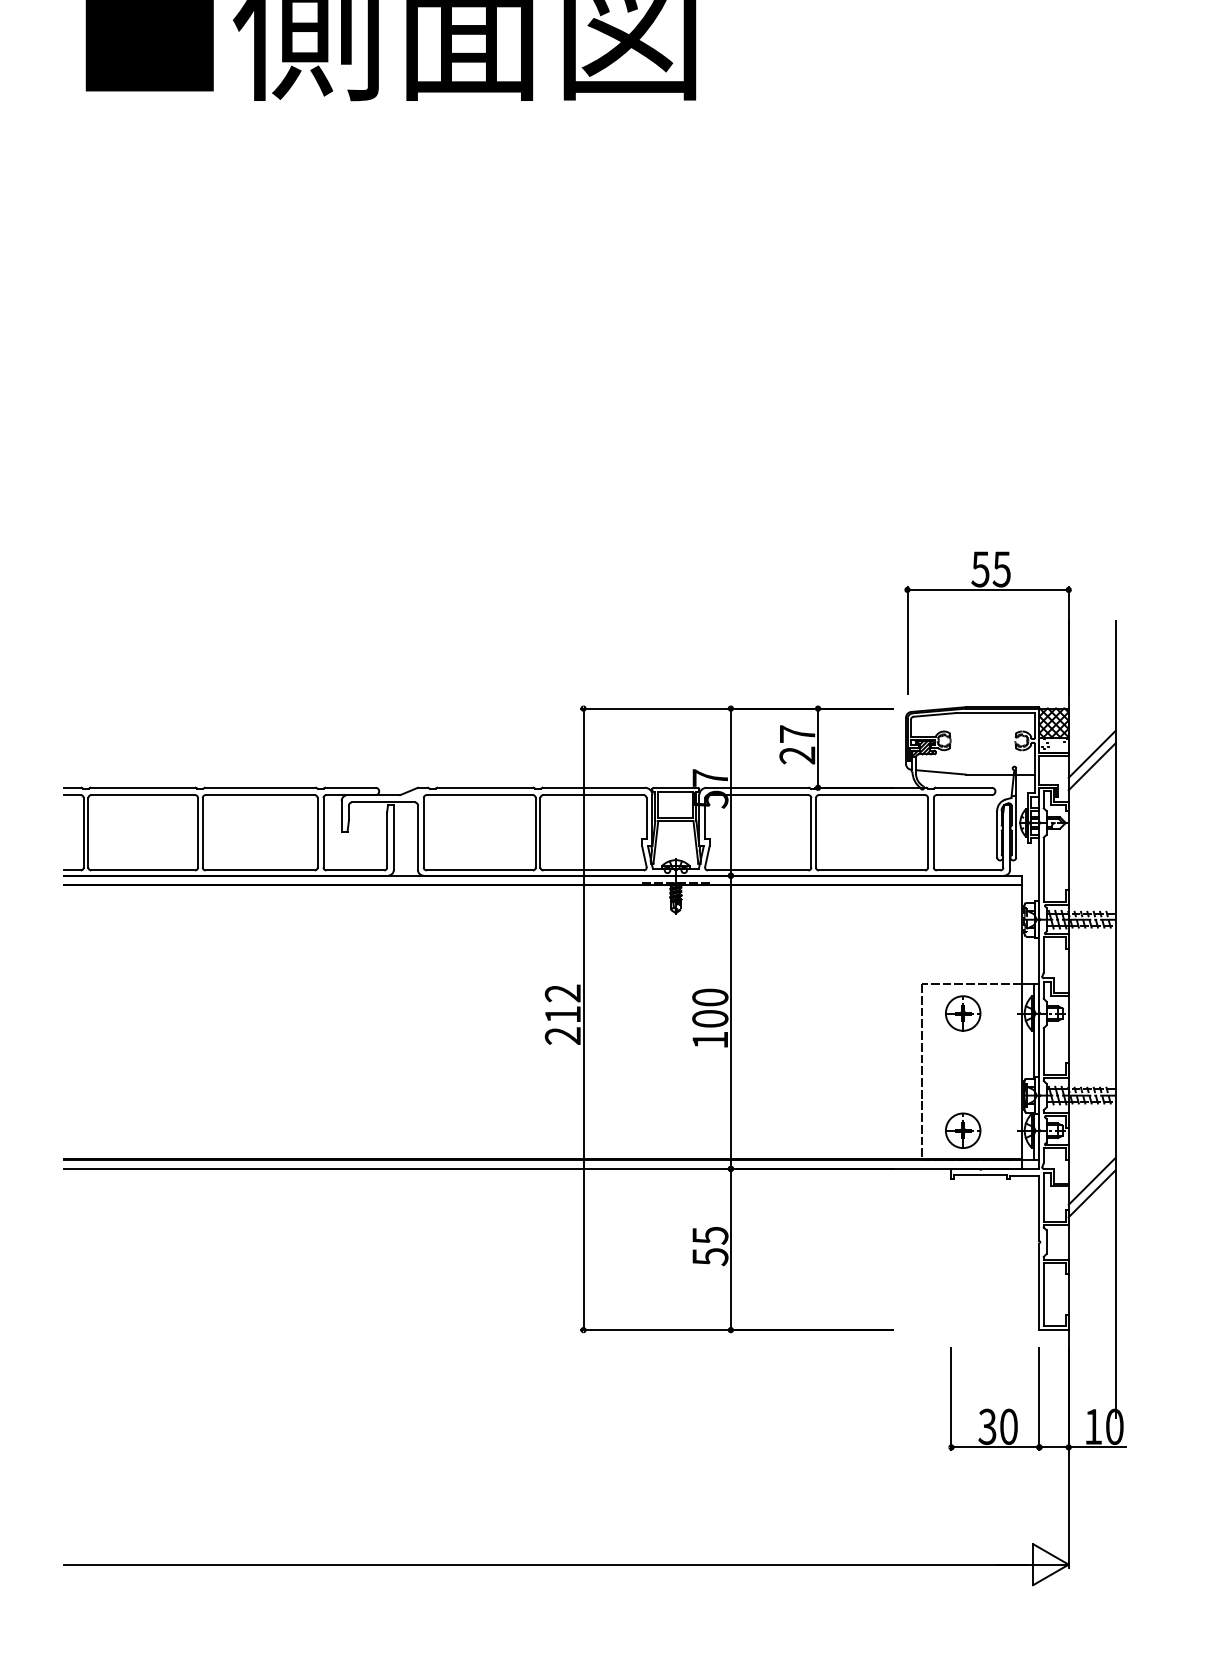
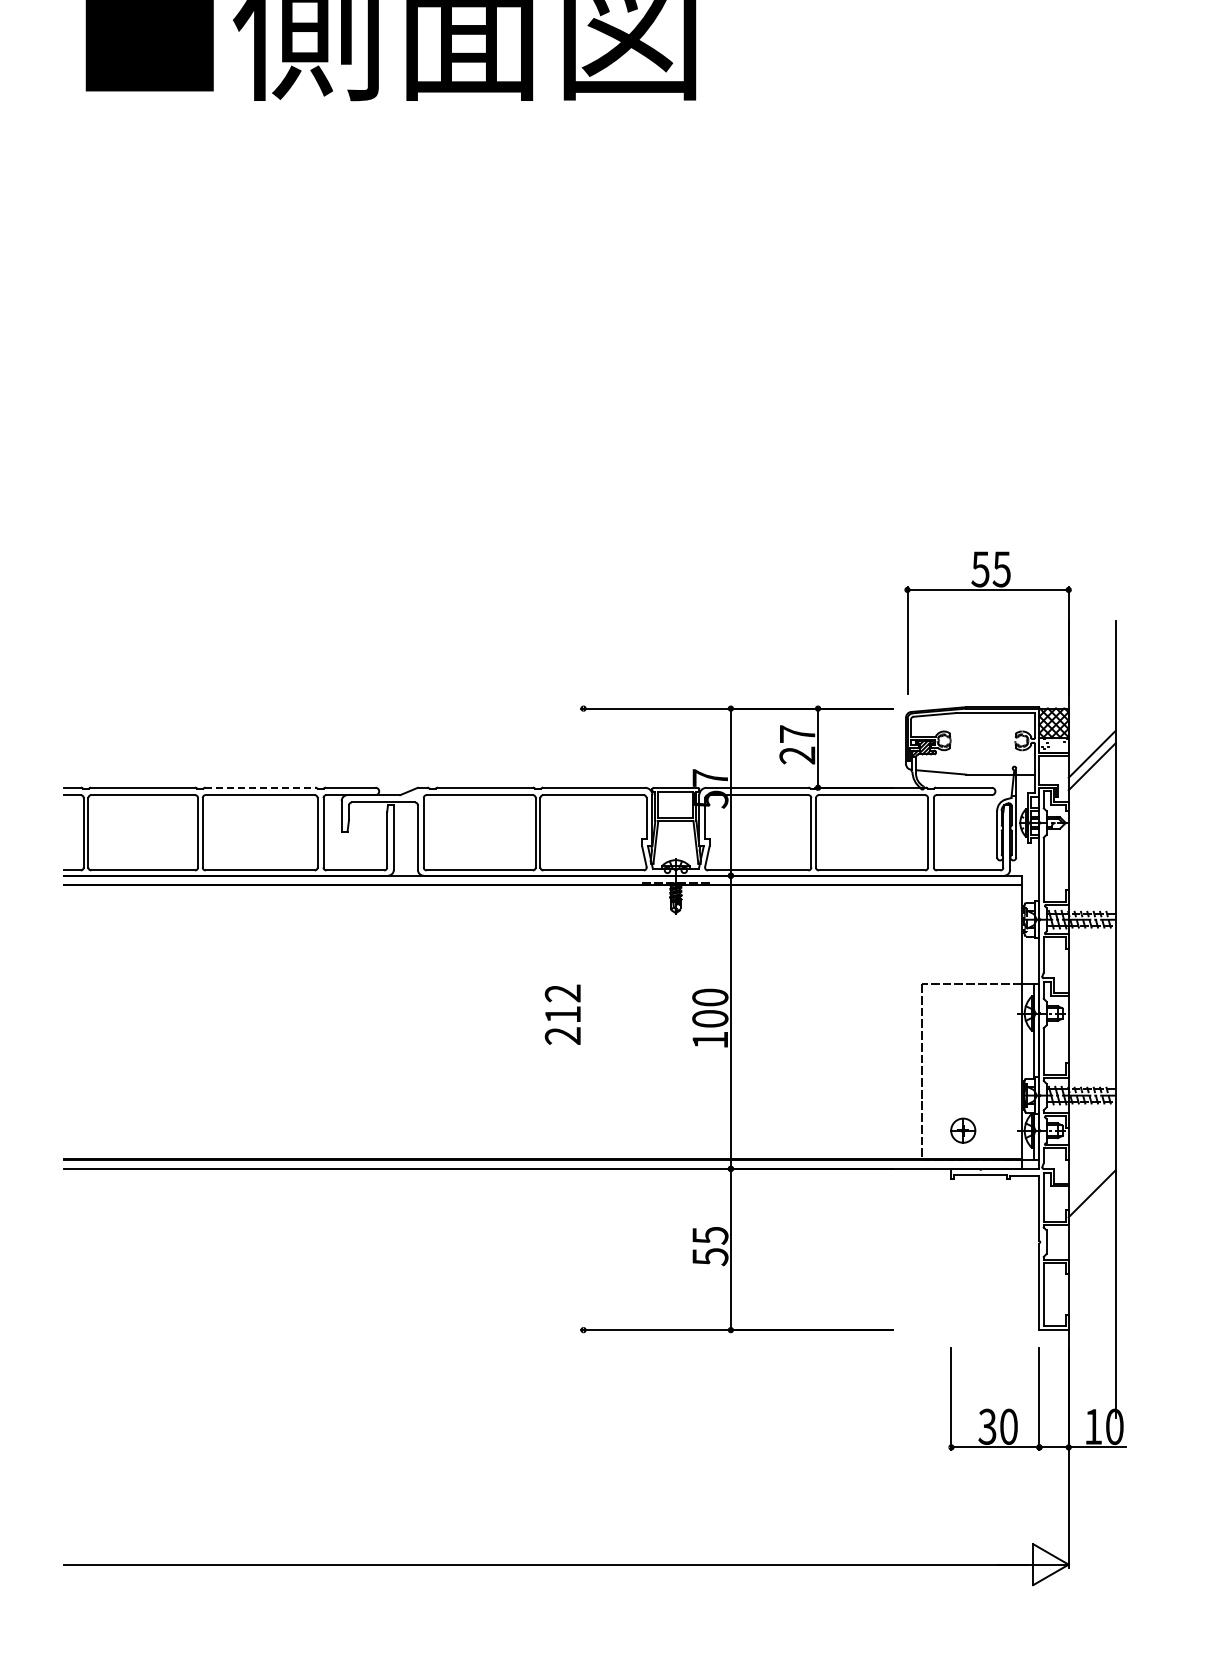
line: solid -> dashed (260, 787)
part: present -> none (963, 1013)
line: present -> none (583, 1019)
part size: 37x37 px -> 27x27 px (963, 1130)
line: present -> none (1091, 1180)
